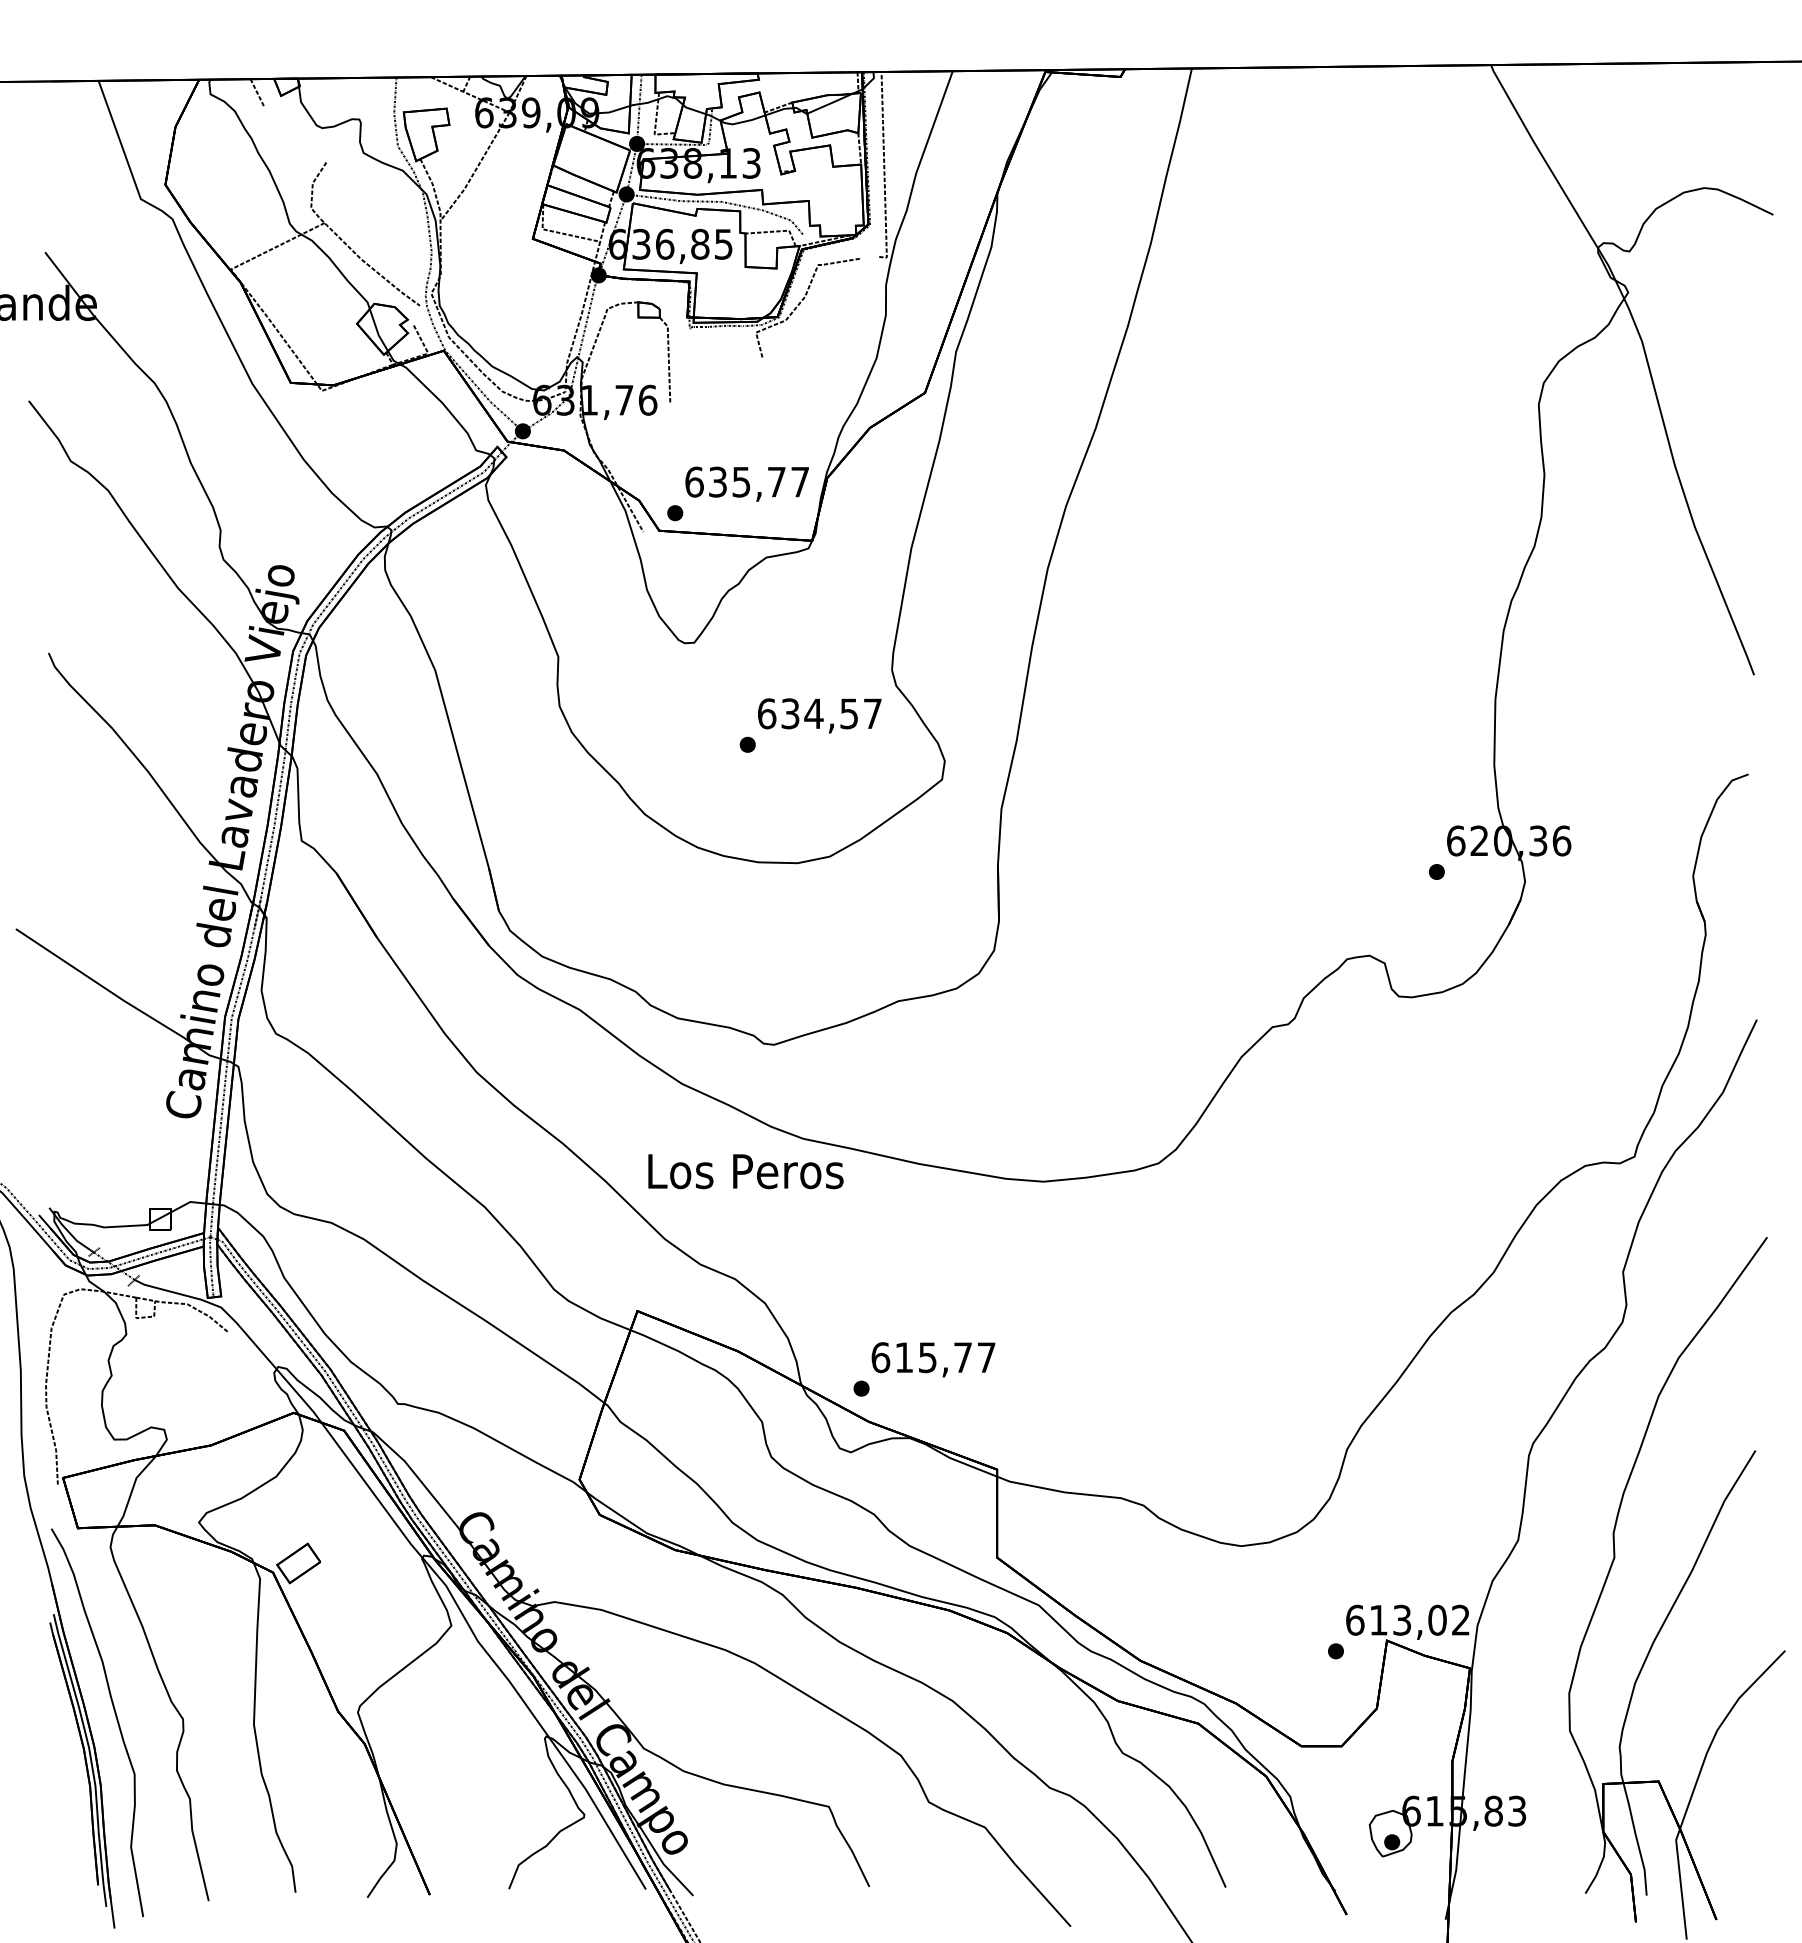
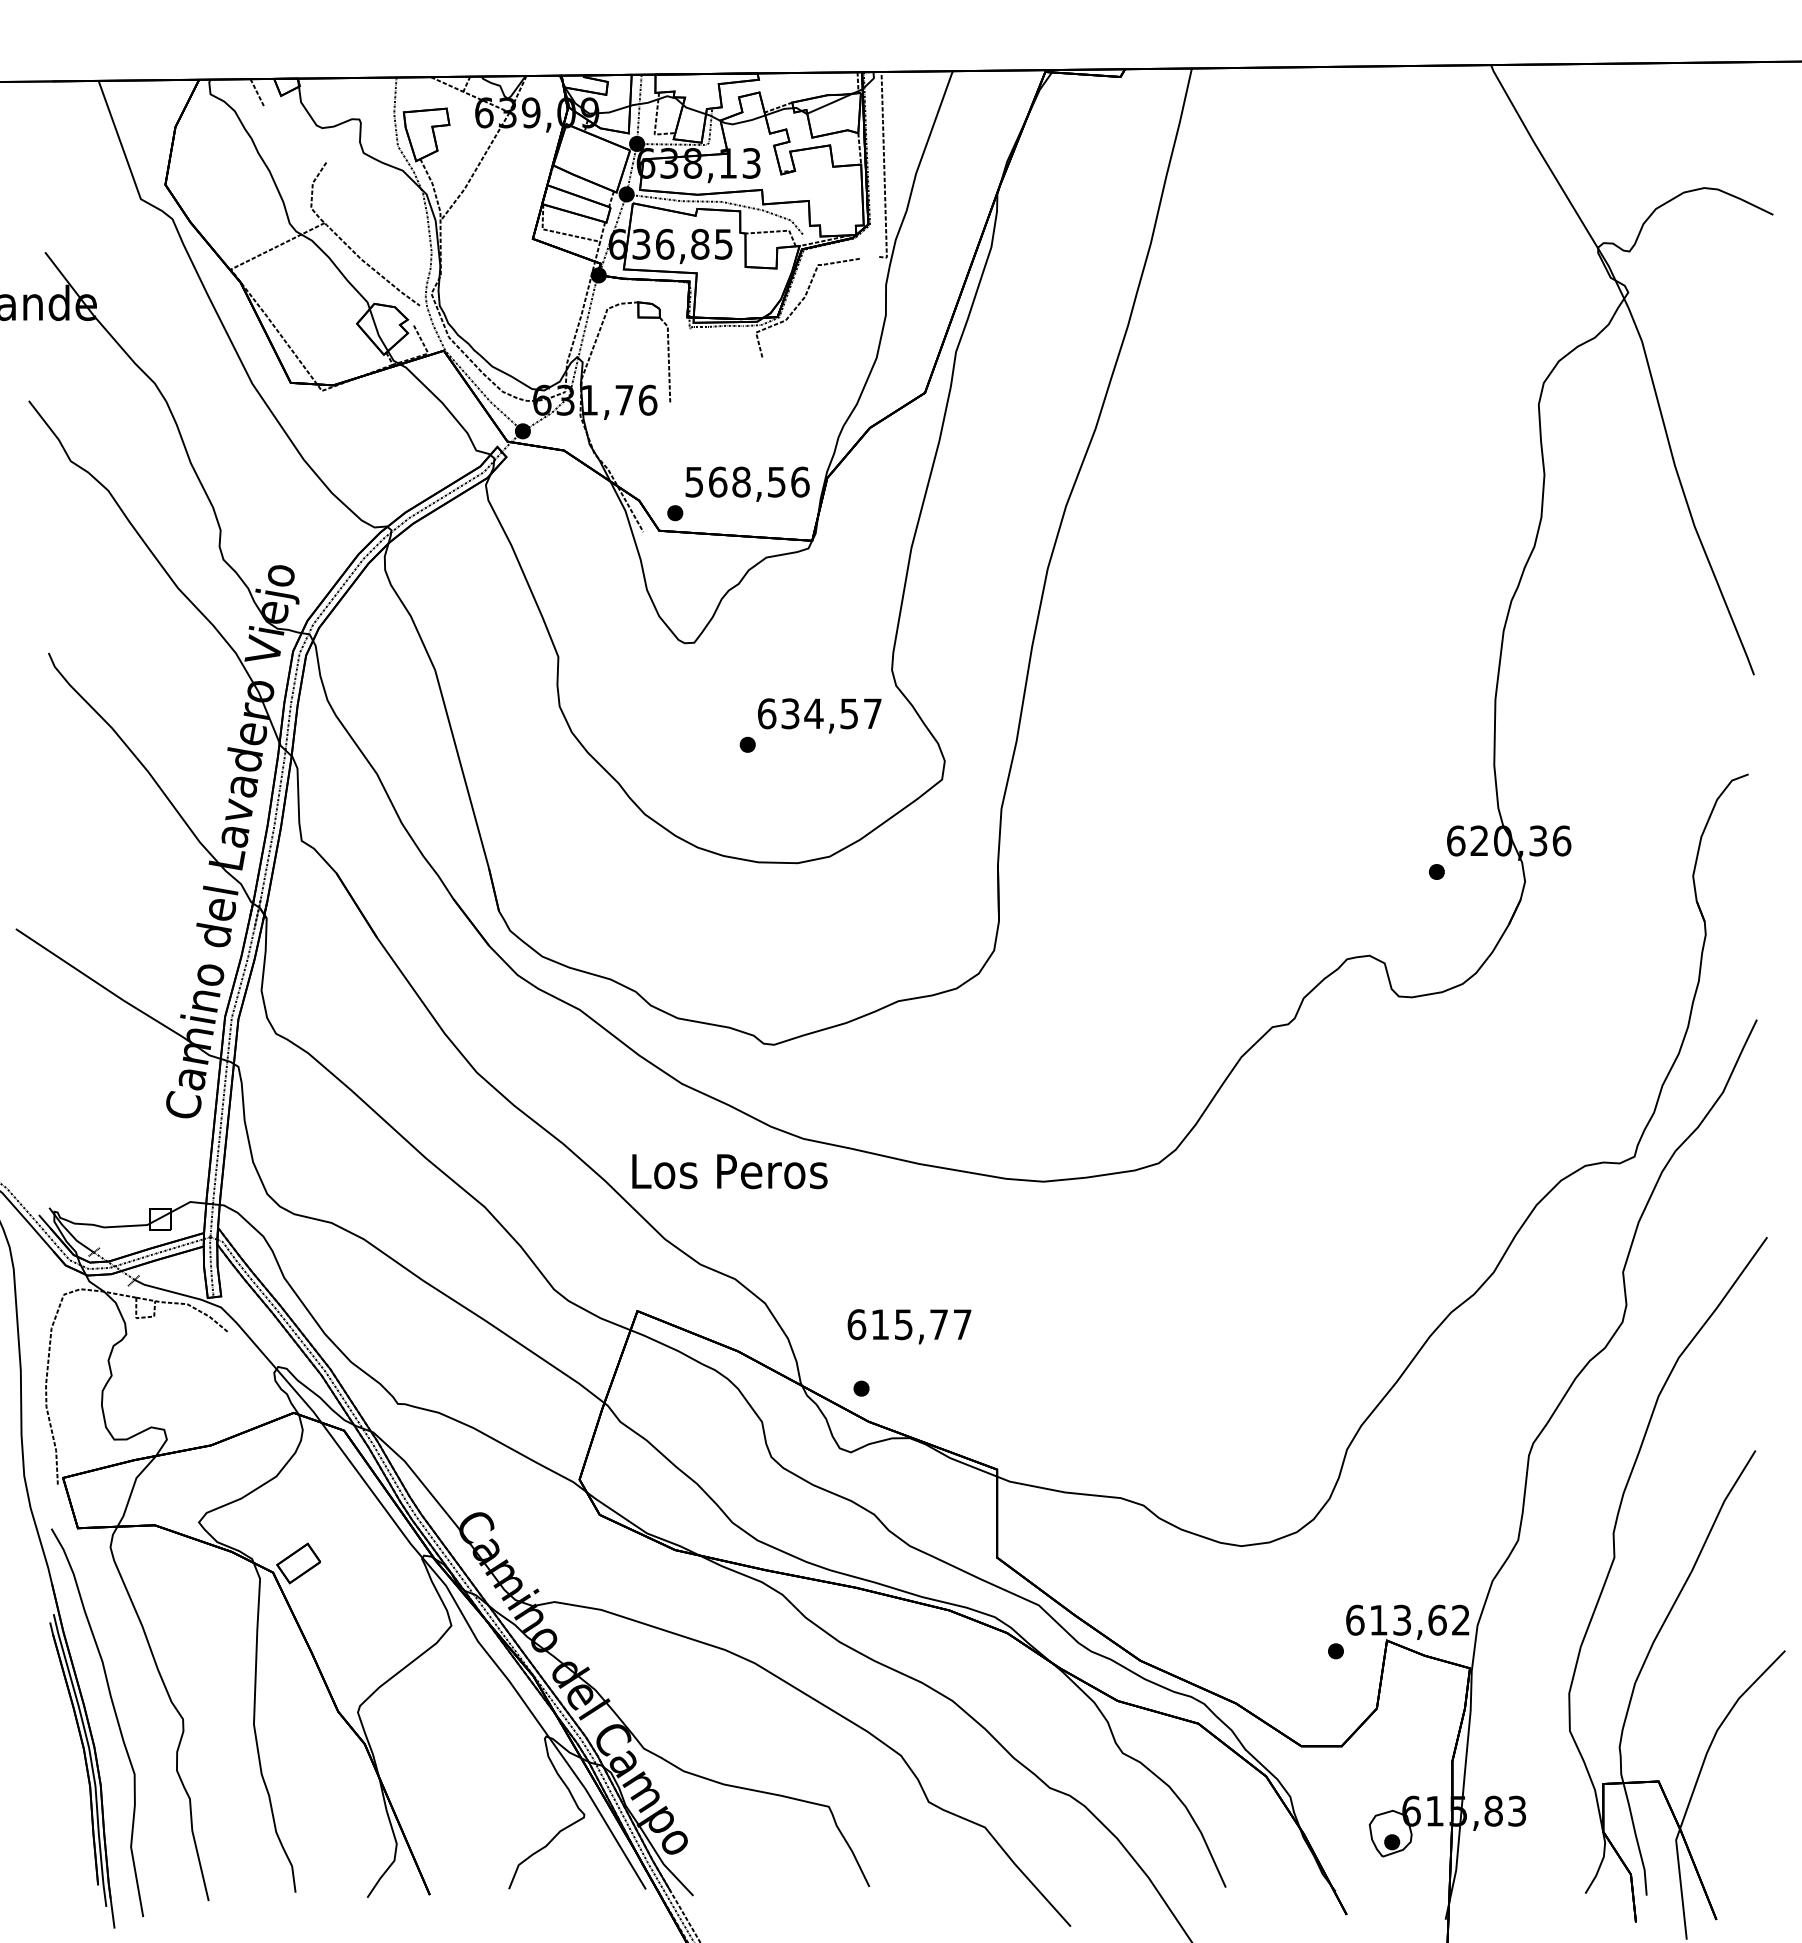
text: 635,77 -> 568,56 (747, 481)
text position: (745, 1171) -> (729, 1171) (729, 1171)
text position: (933, 1359) -> (909, 1326) (909, 1326)
text: 613,02 -> 613,62 (1437, 1619)
